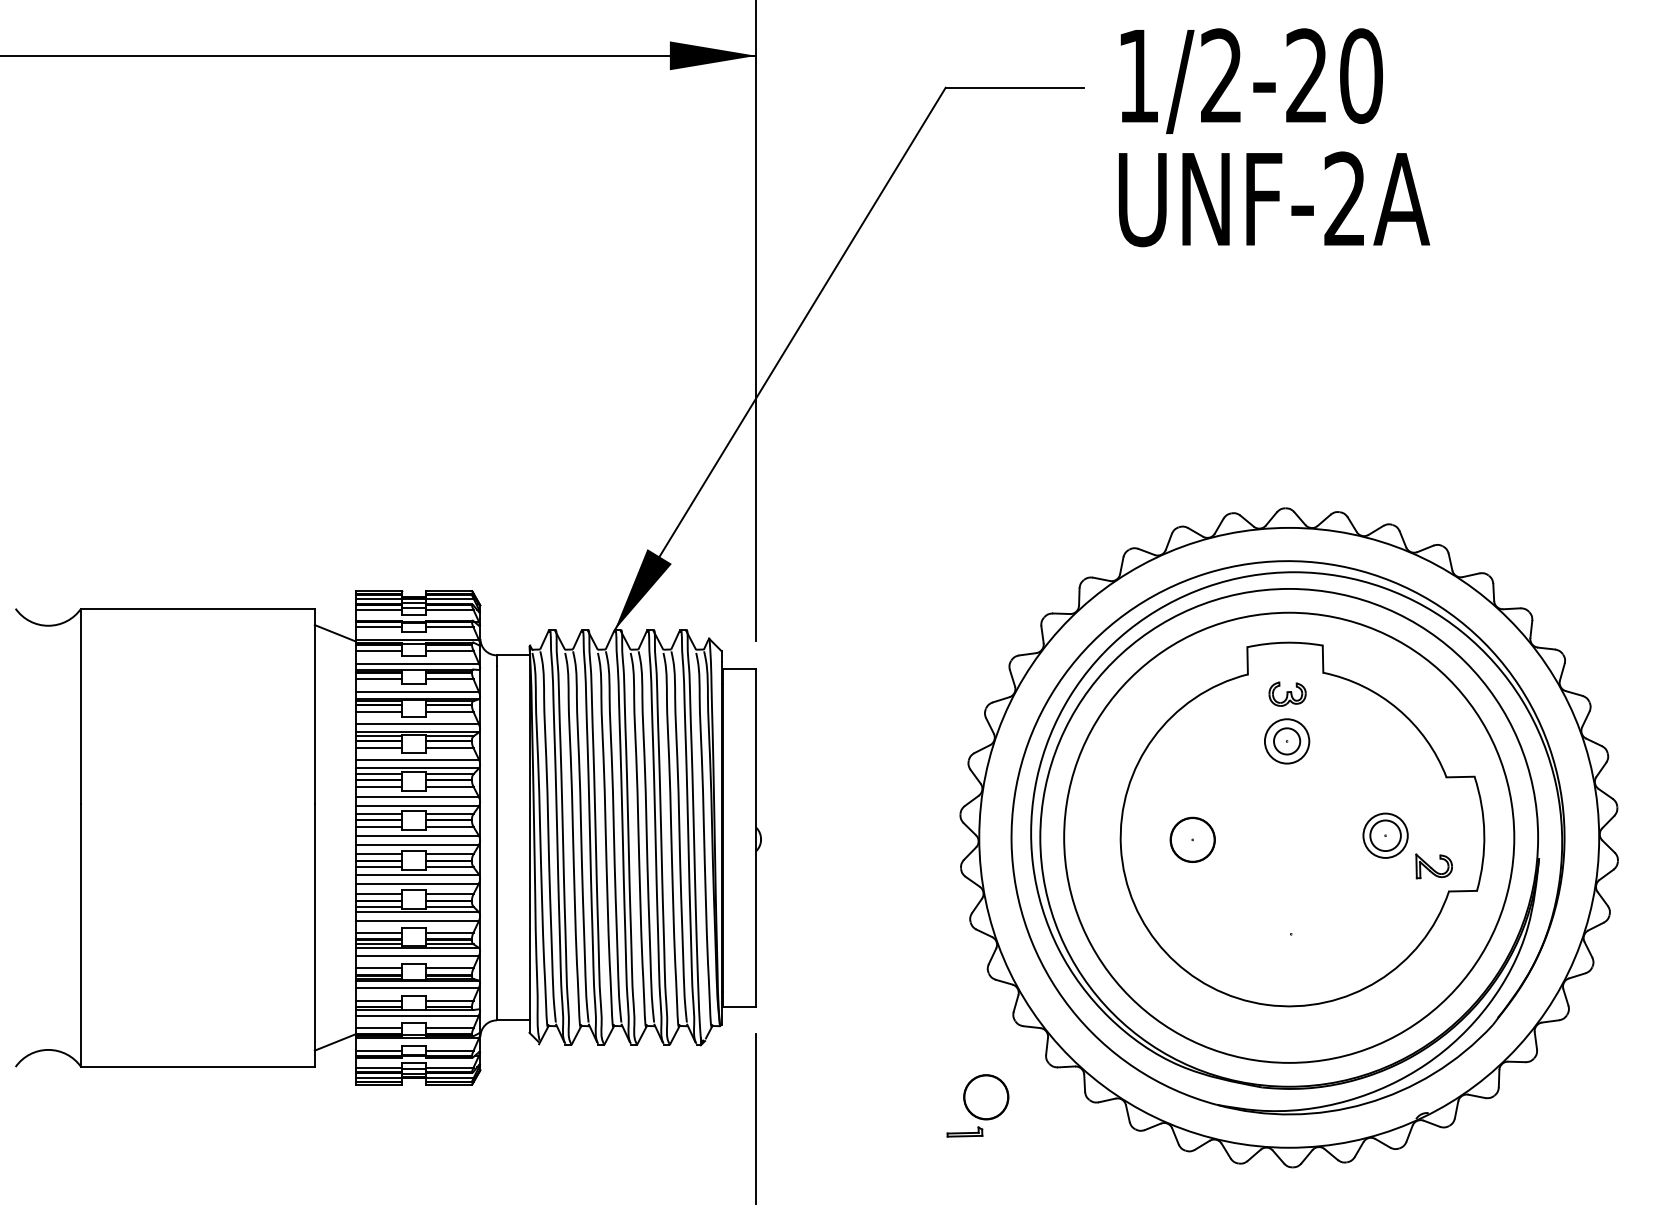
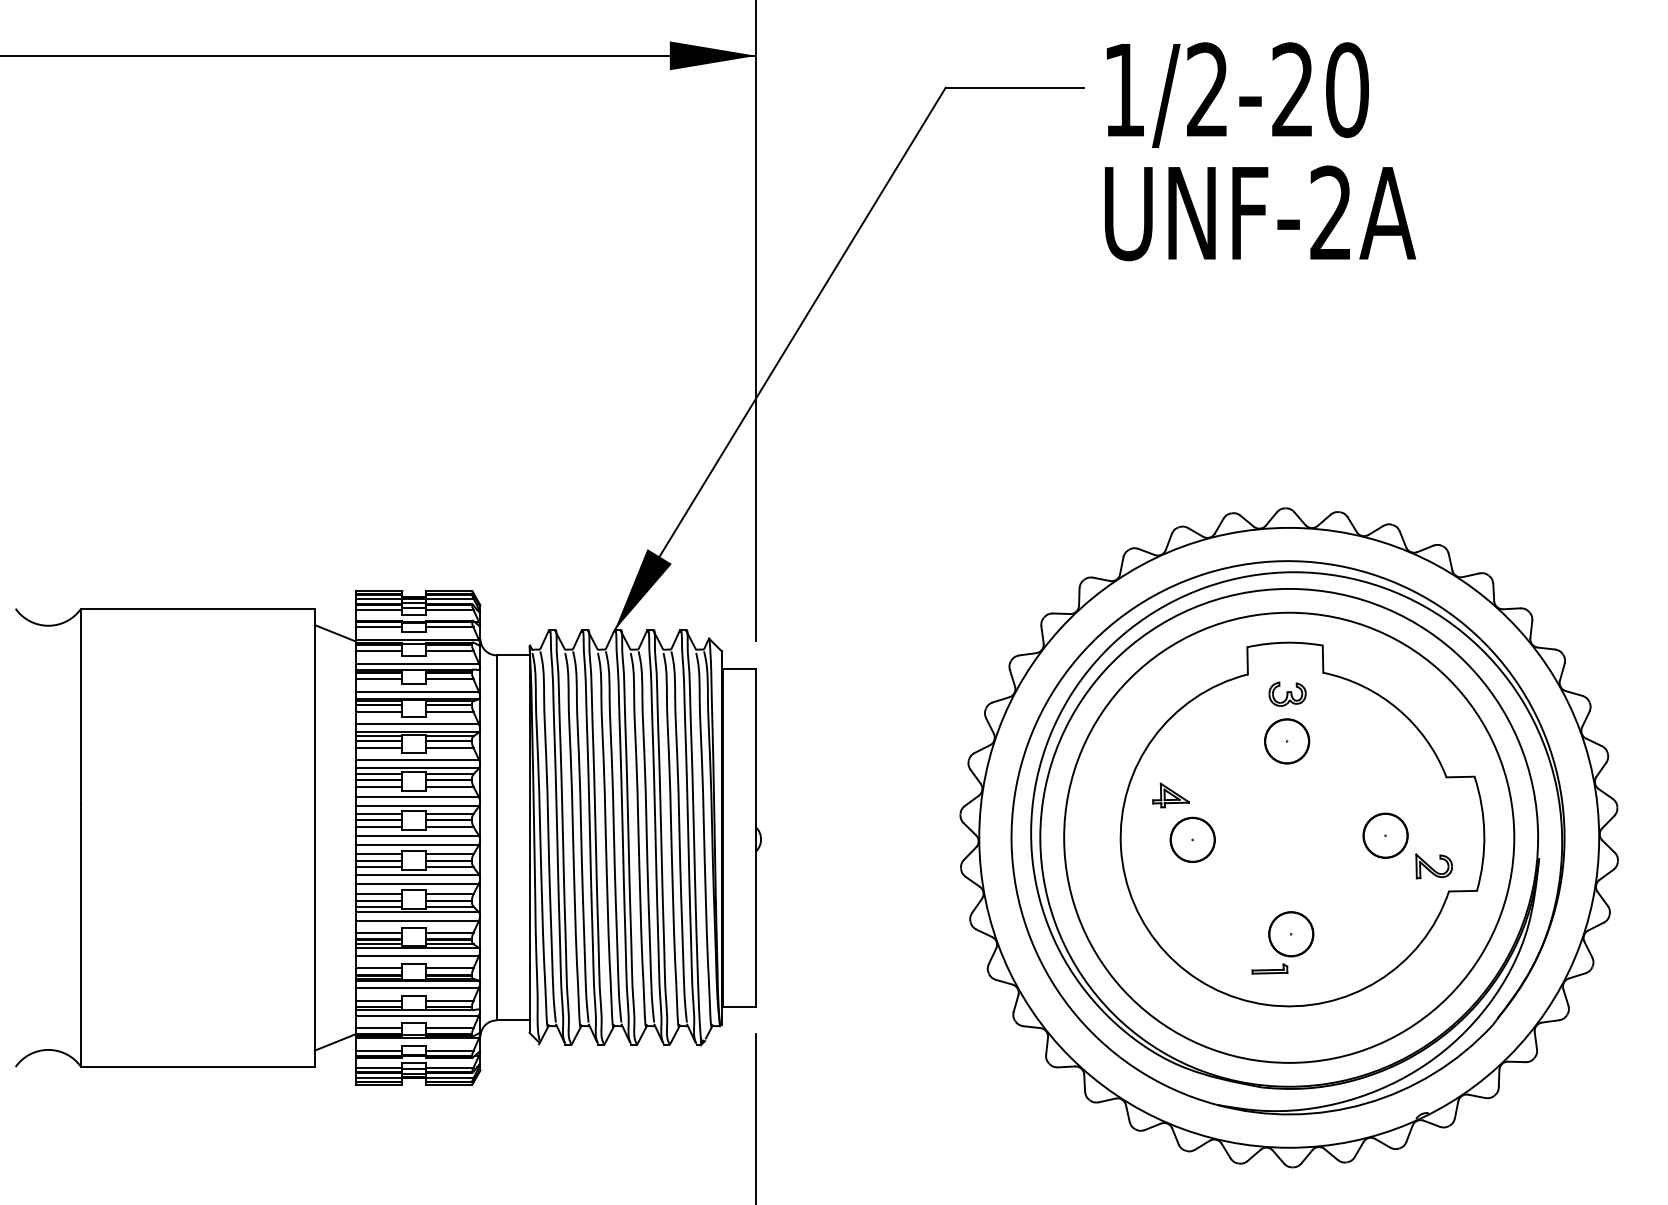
text position: (1274, 137) -> (1260, 151) (1260, 151)
circle diameter: 26 px -> 44 px (1286, 741)
part: none -> present (1170, 795)
circle diameter: 31 px -> 44 px (1385, 835)
part position: (977, 1105) -> (1282, 942) (1282, 942)
